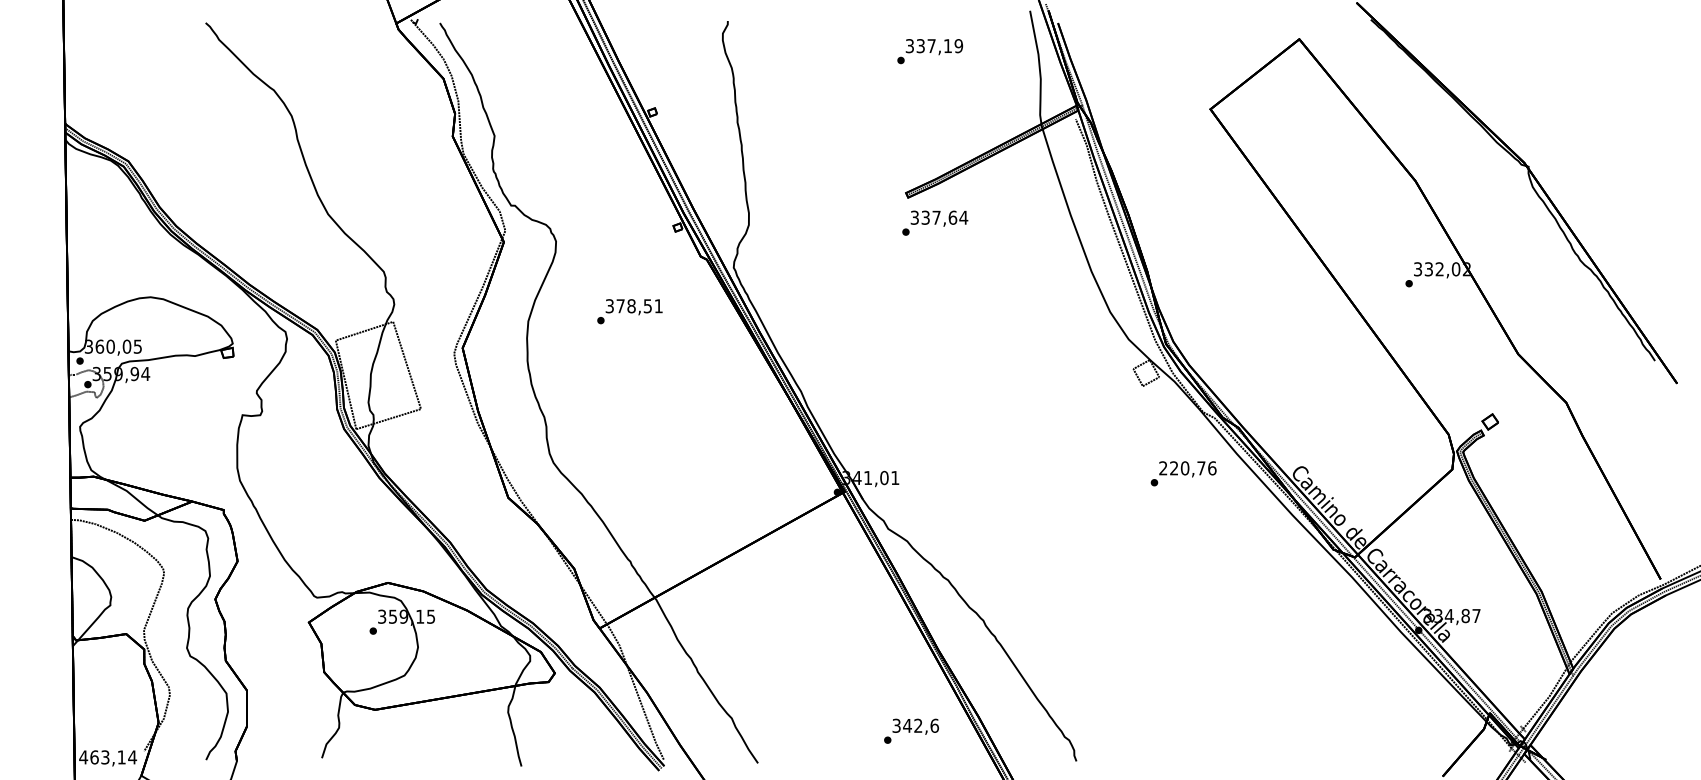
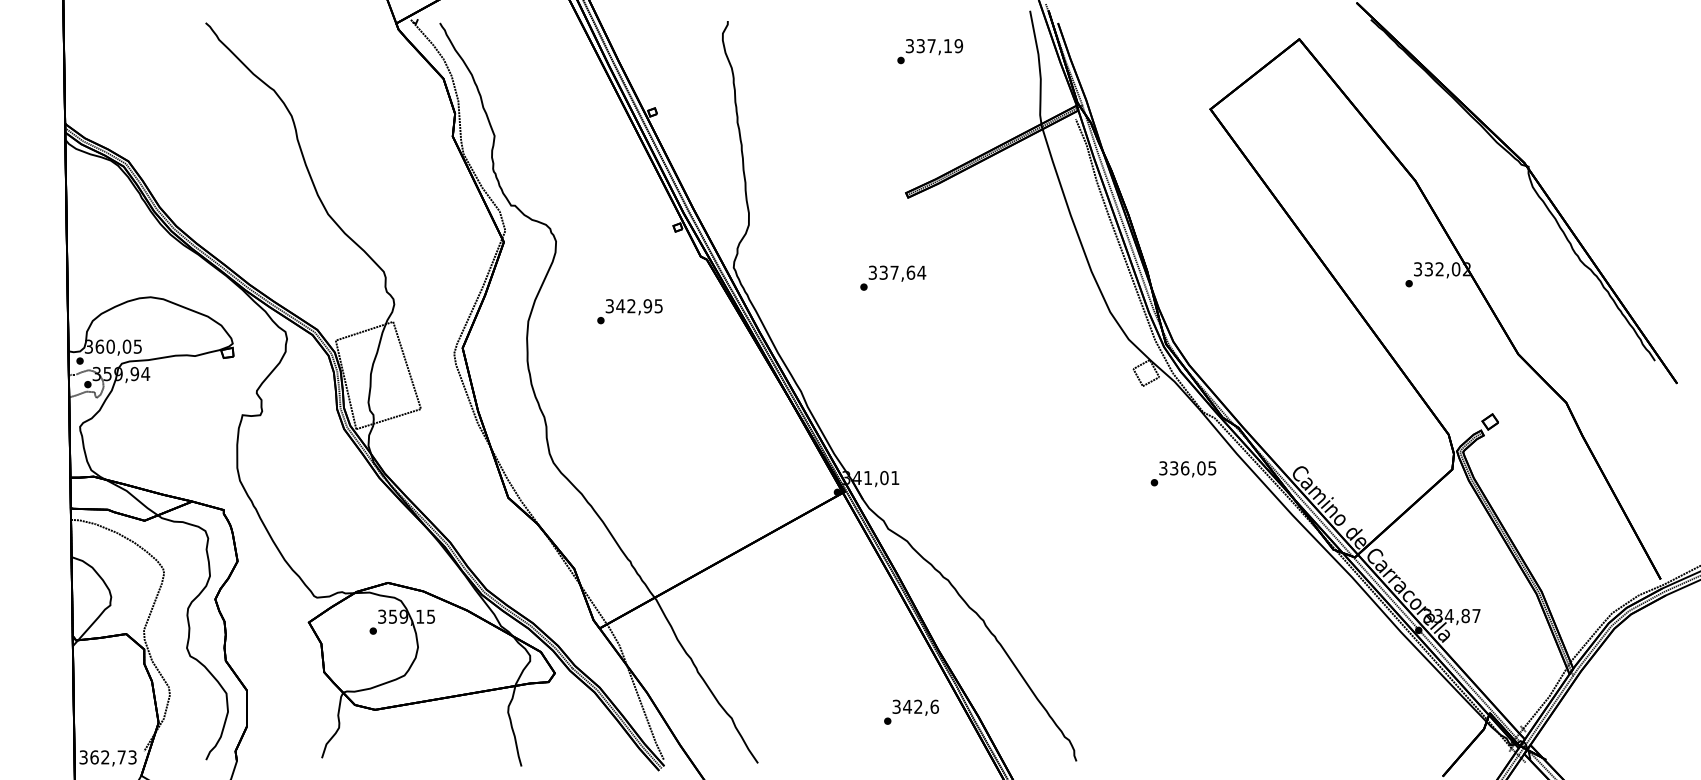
text position: (935, 222) -> (893, 277) (893, 277)
text: 378,51 -> 342,95 (639, 306)
text: 220,76 -> 336,05 (1187, 468)
text position: (911, 730) -> (911, 711) (911, 711)
text: 463,14 -> 362,73 (108, 757)
